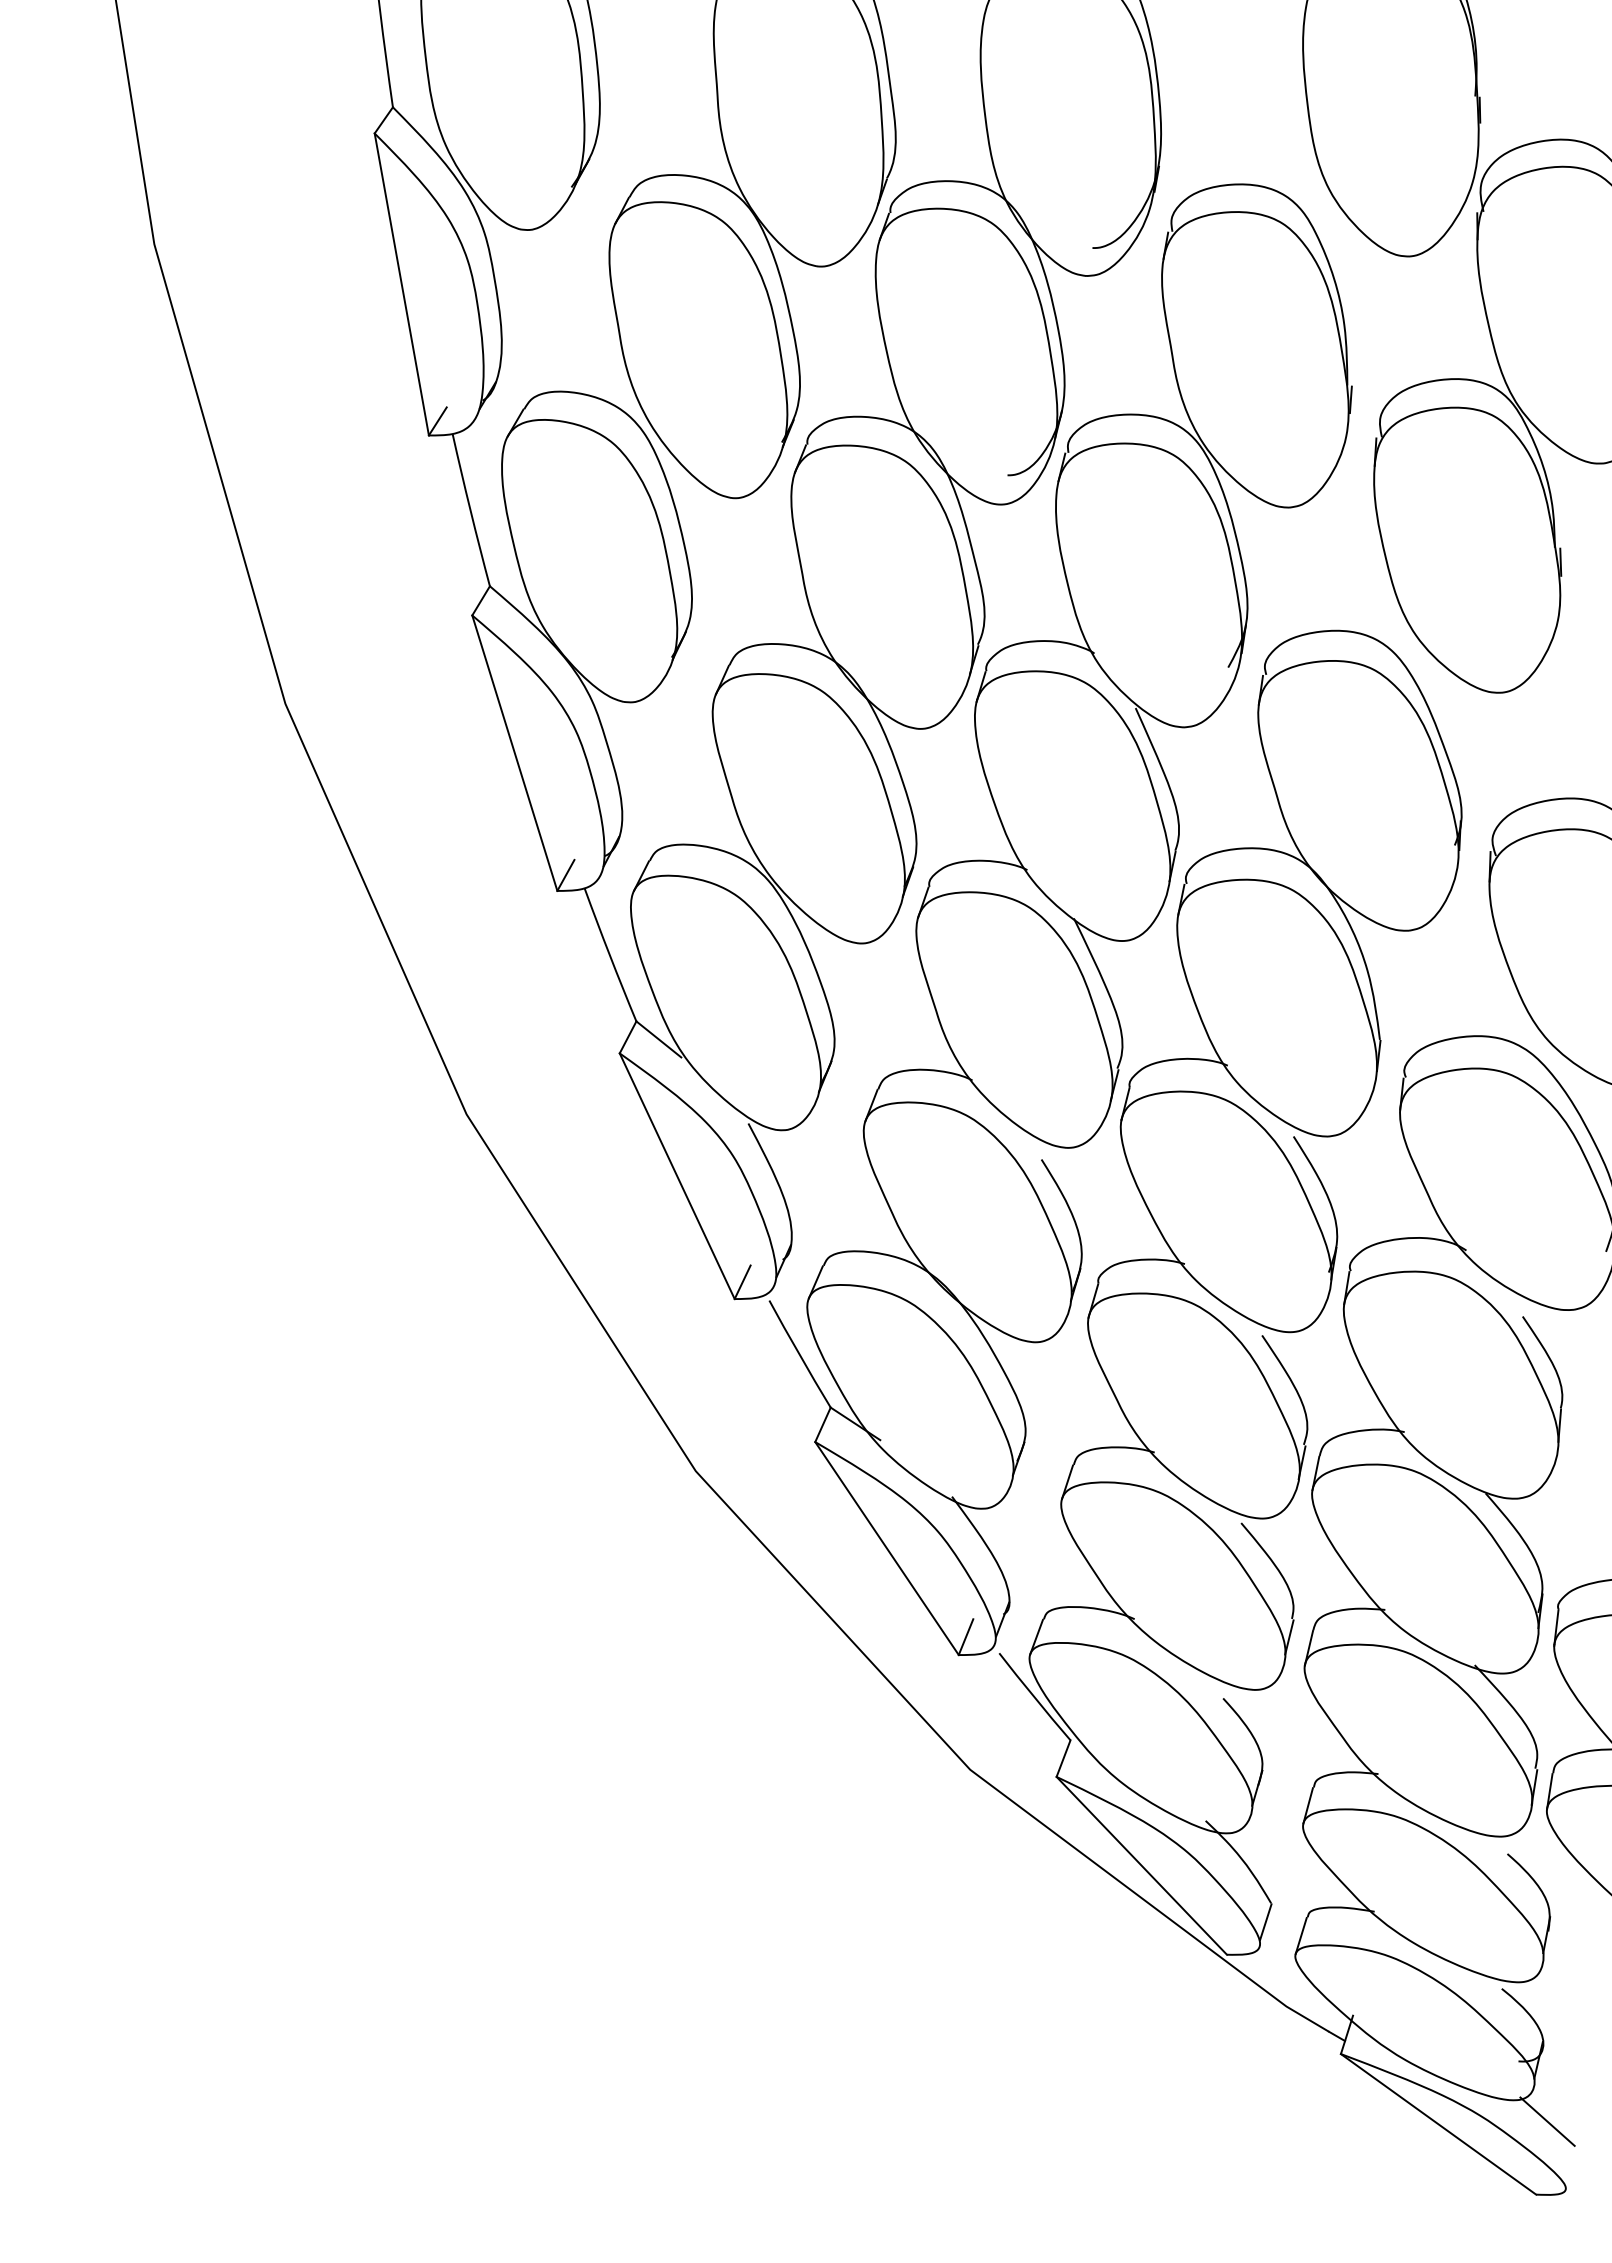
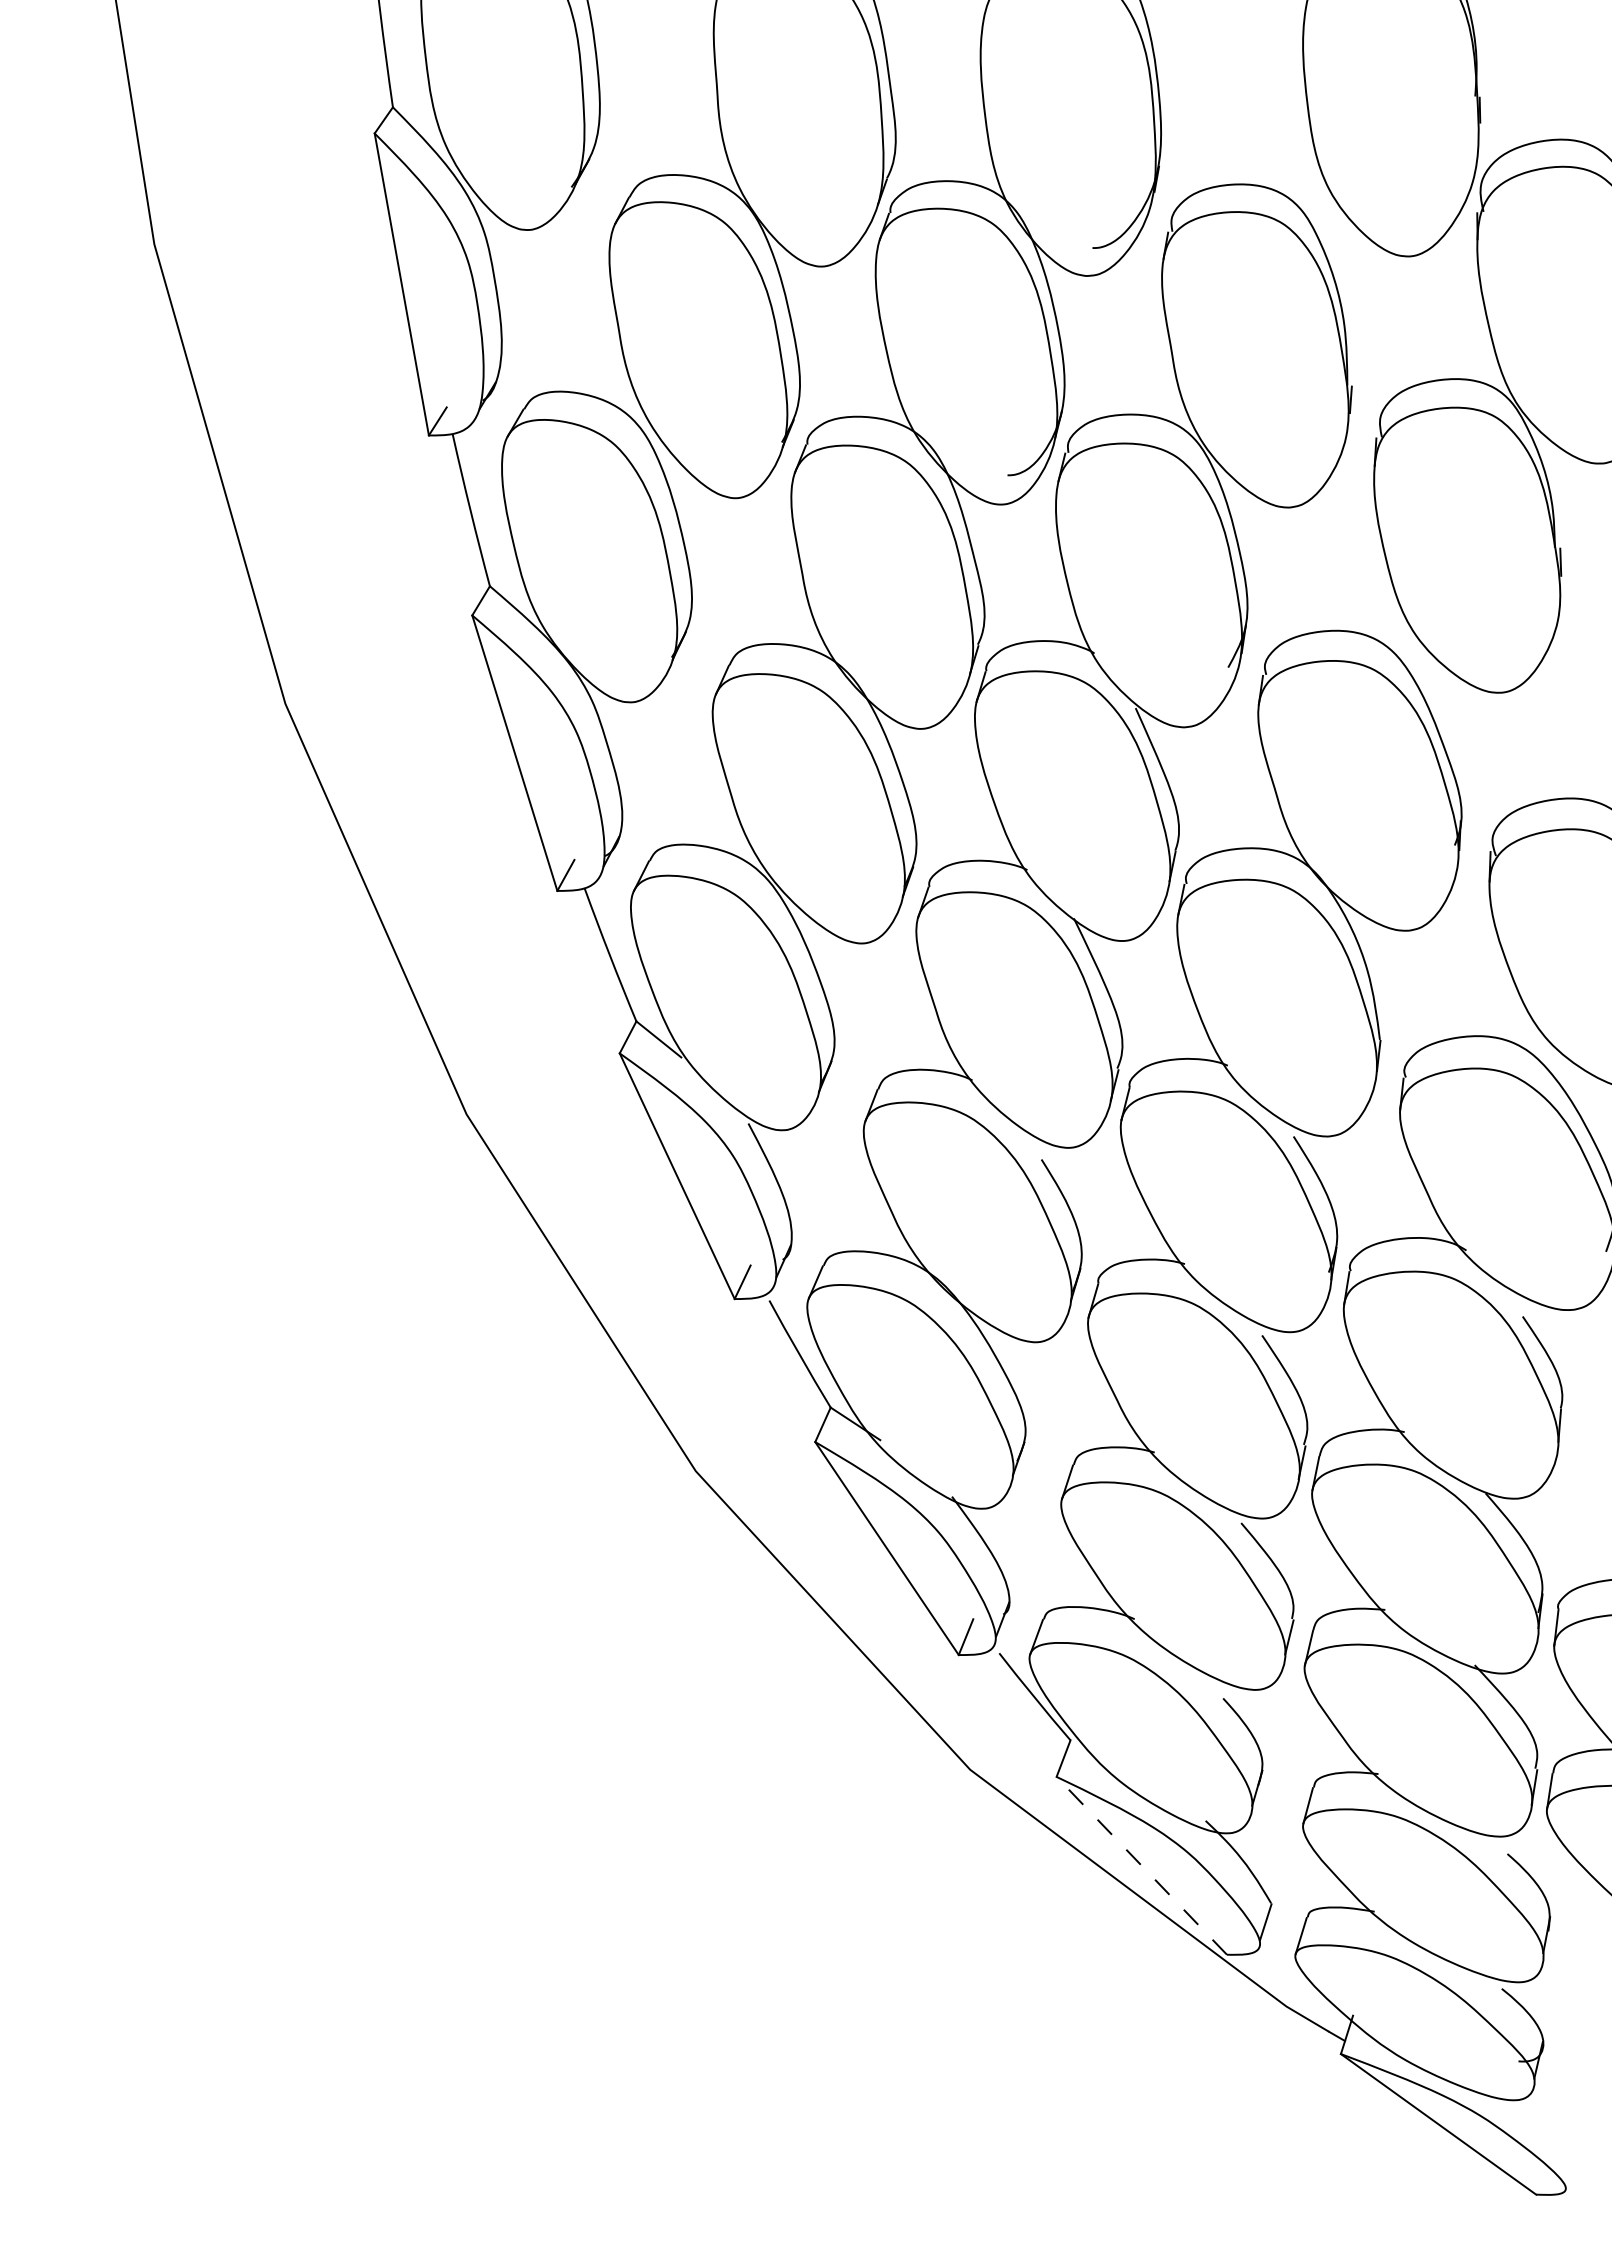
line: solid -> dashed (1141, 1865)
line: present -> none (1547, 2121)
